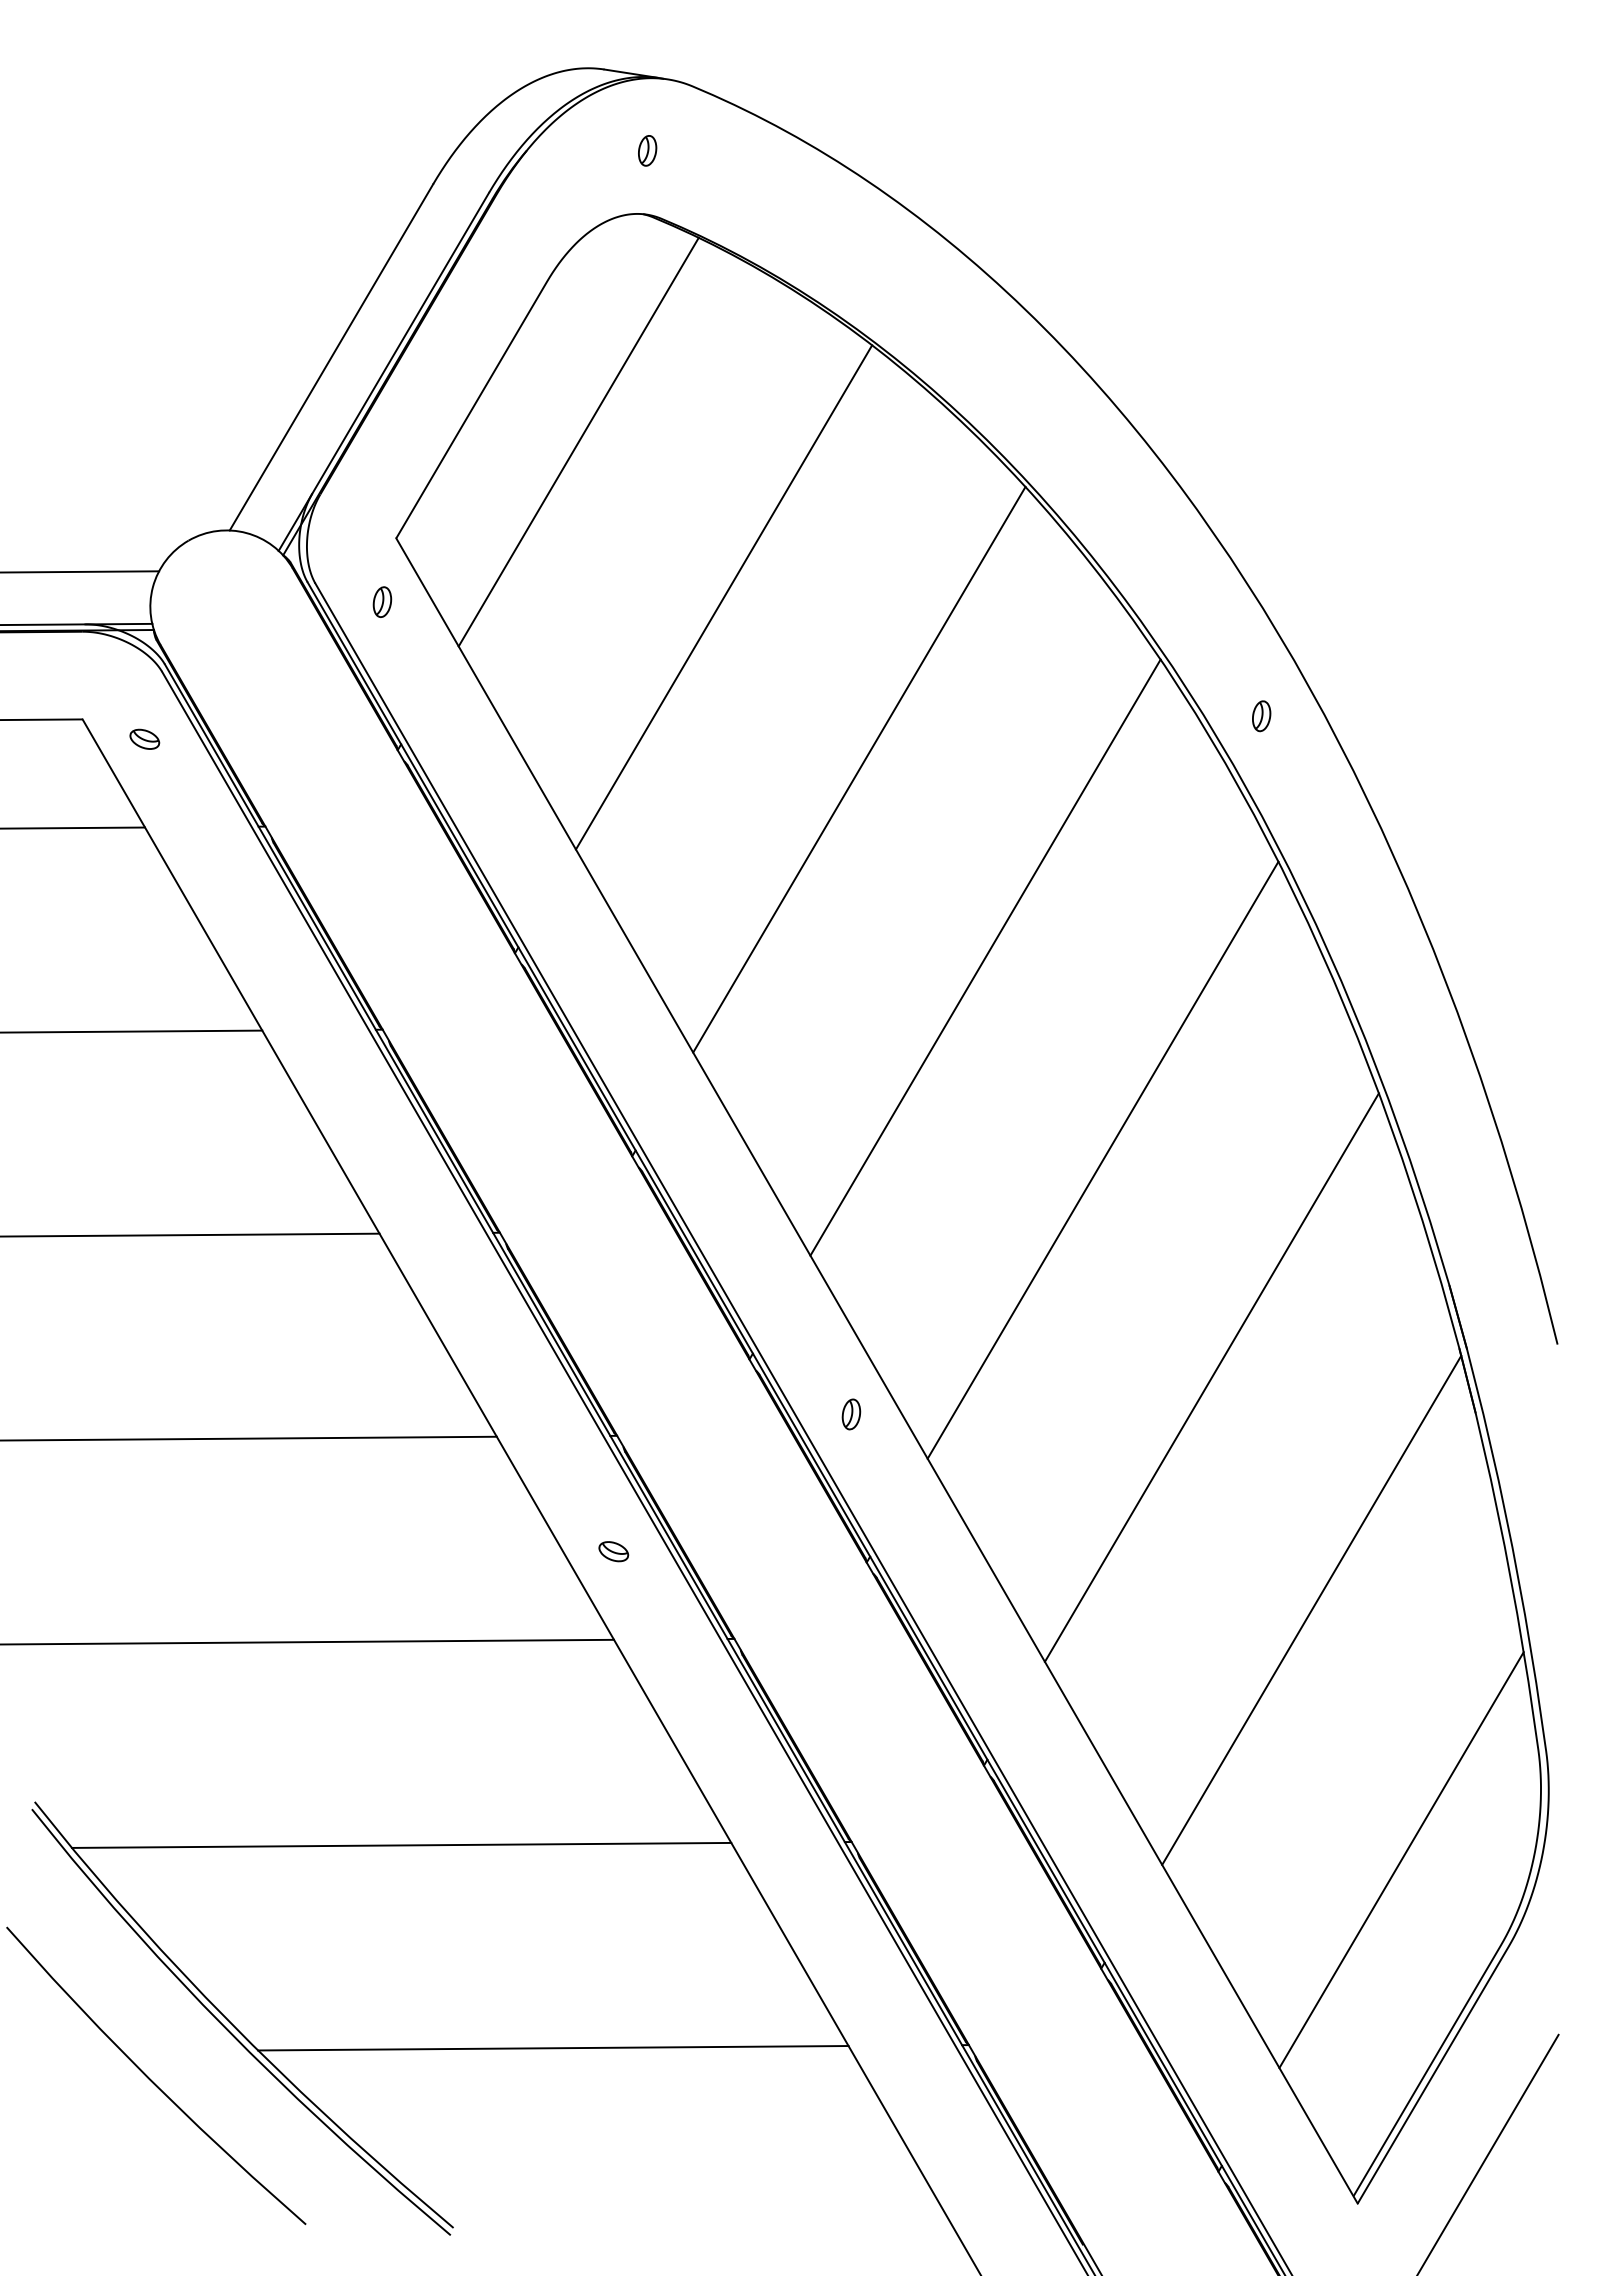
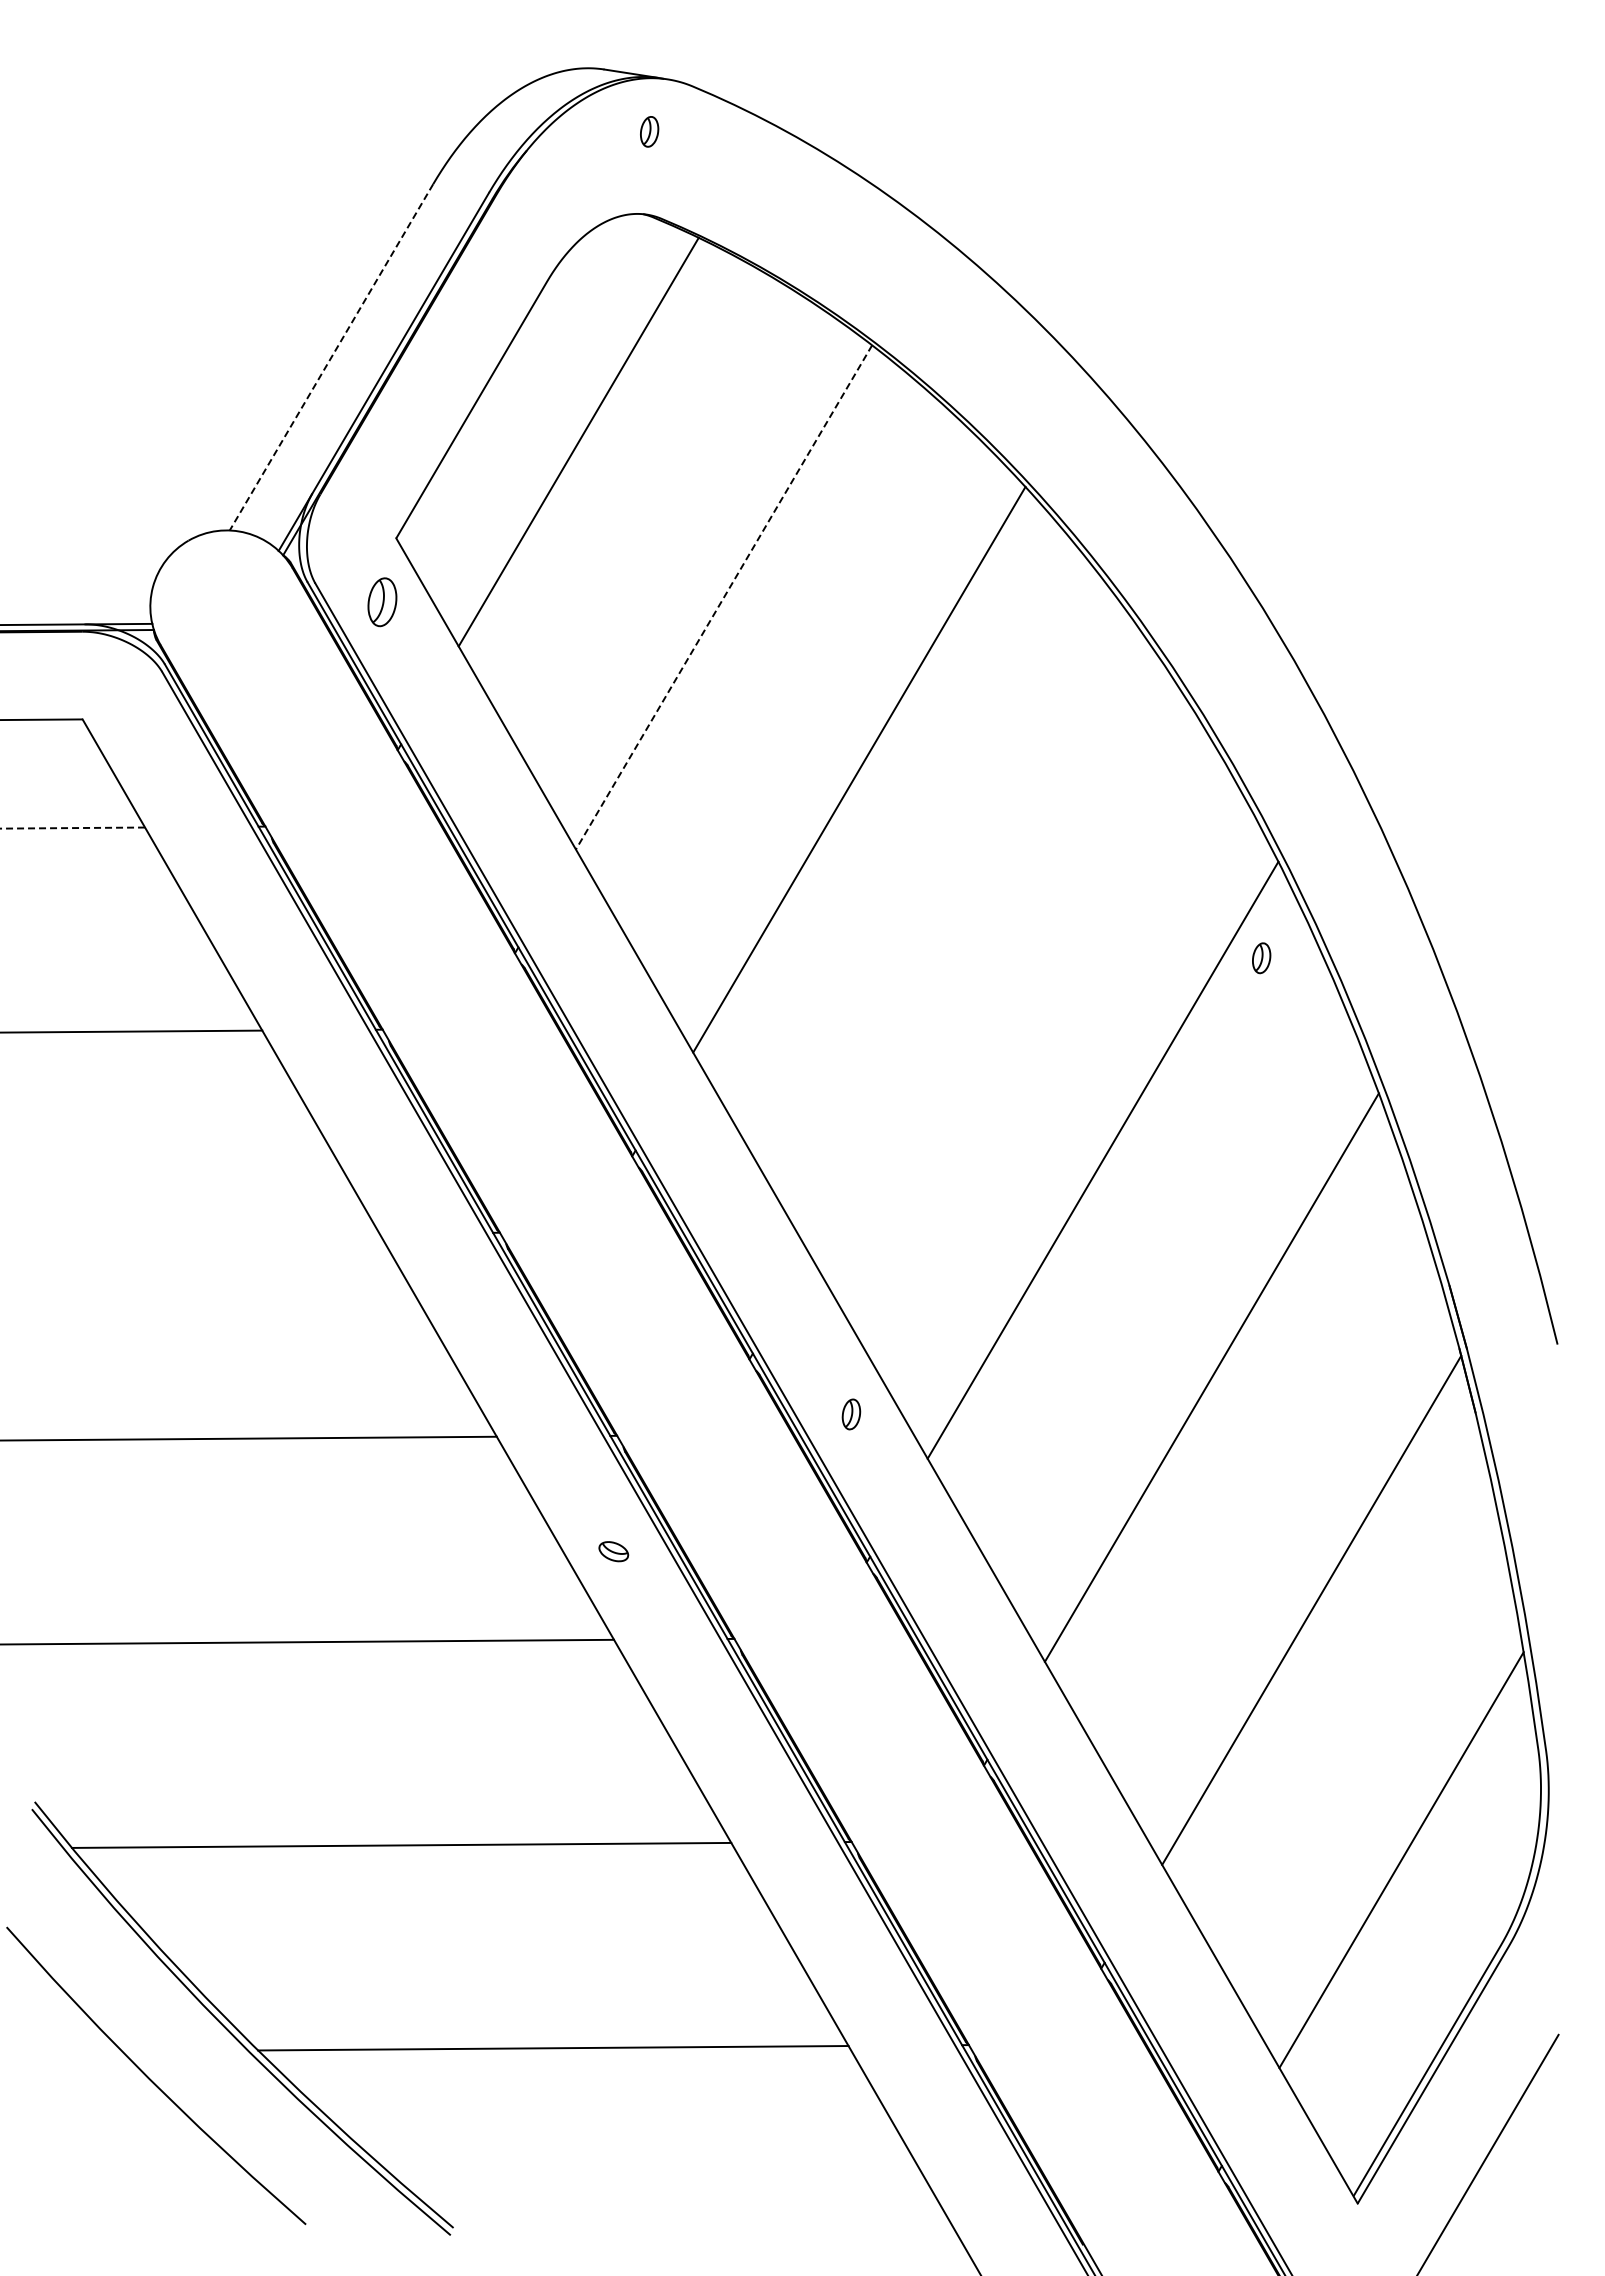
part position: (647, 150) -> (649, 131) (649, 131)
line: solid -> dashed (331, 357)
line: present -> none (80, 571)
line: solid -> dashed (723, 597)
part size: 21x32 px -> 31x51 px (382, 602)
part position: (1261, 716) -> (1261, 958) (1261, 958)
part: present -> none (144, 738)
line: solid -> dashed (72, 828)
line: present -> none (985, 957)
line: present -> none (190, 1234)
